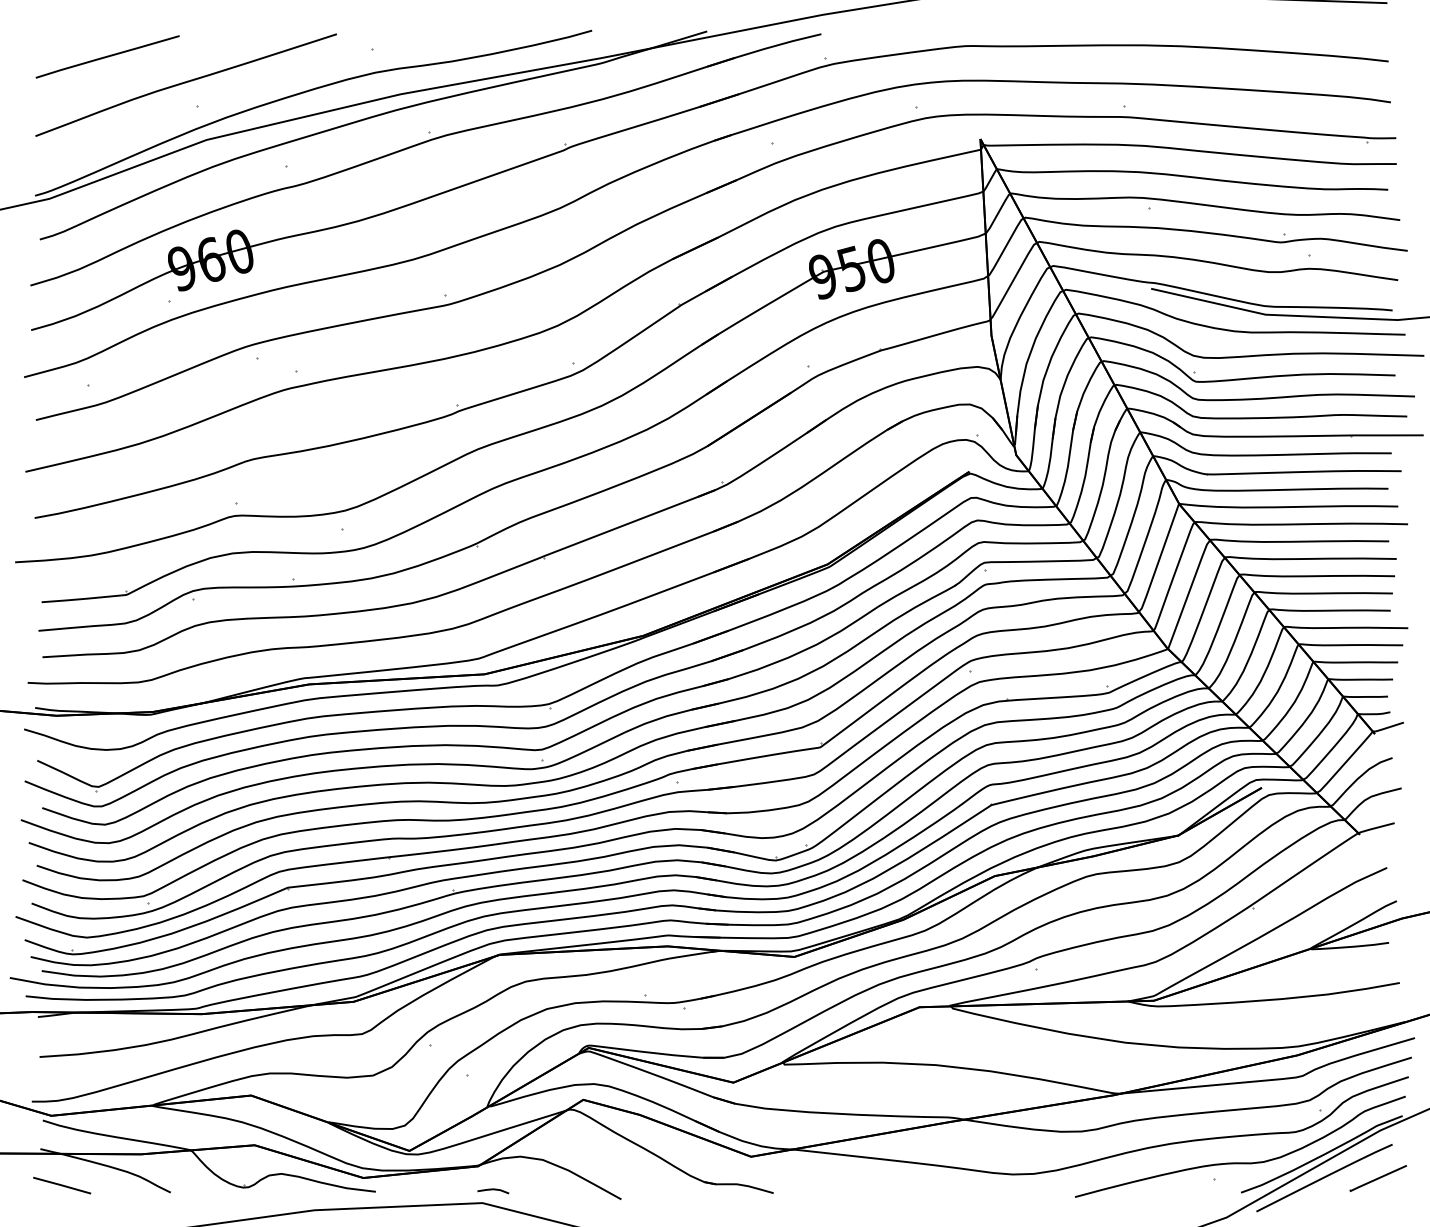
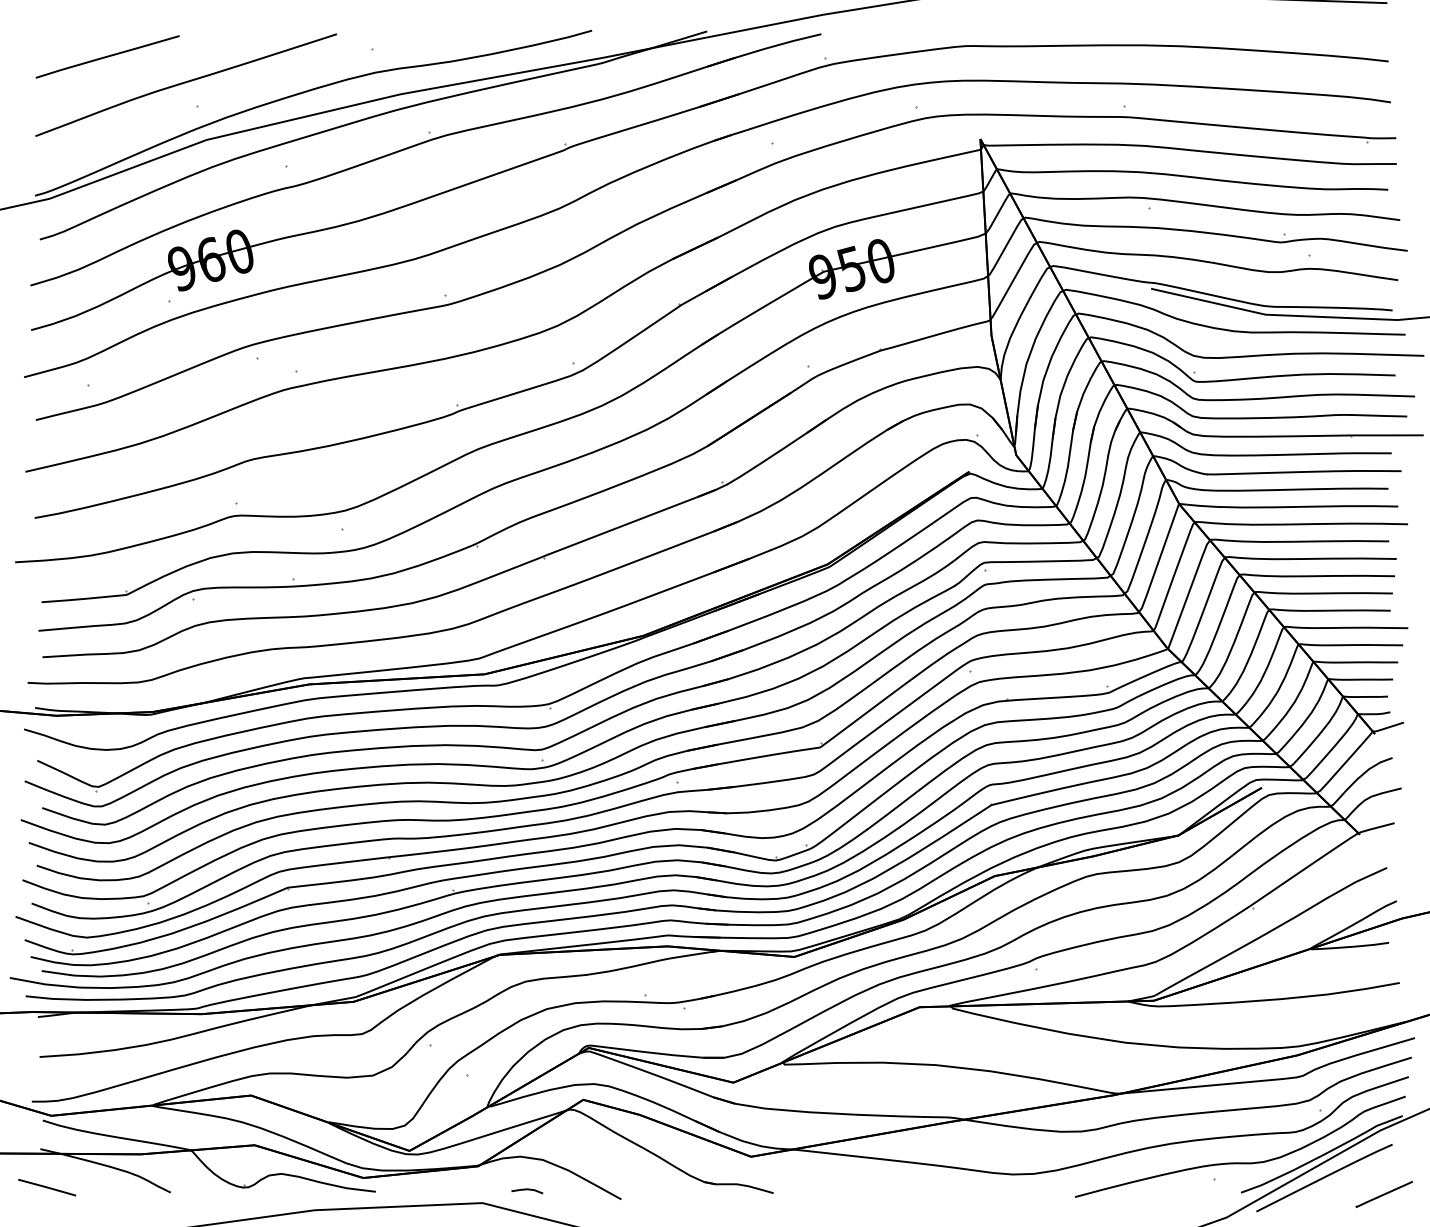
line position: (1377, 1178) -> (1383, 1194) (1383, 1194)
line position: (62, 1185) -> (47, 1187) (47, 1187)
line position: (493, 1190) -> (527, 1190) (527, 1190)
